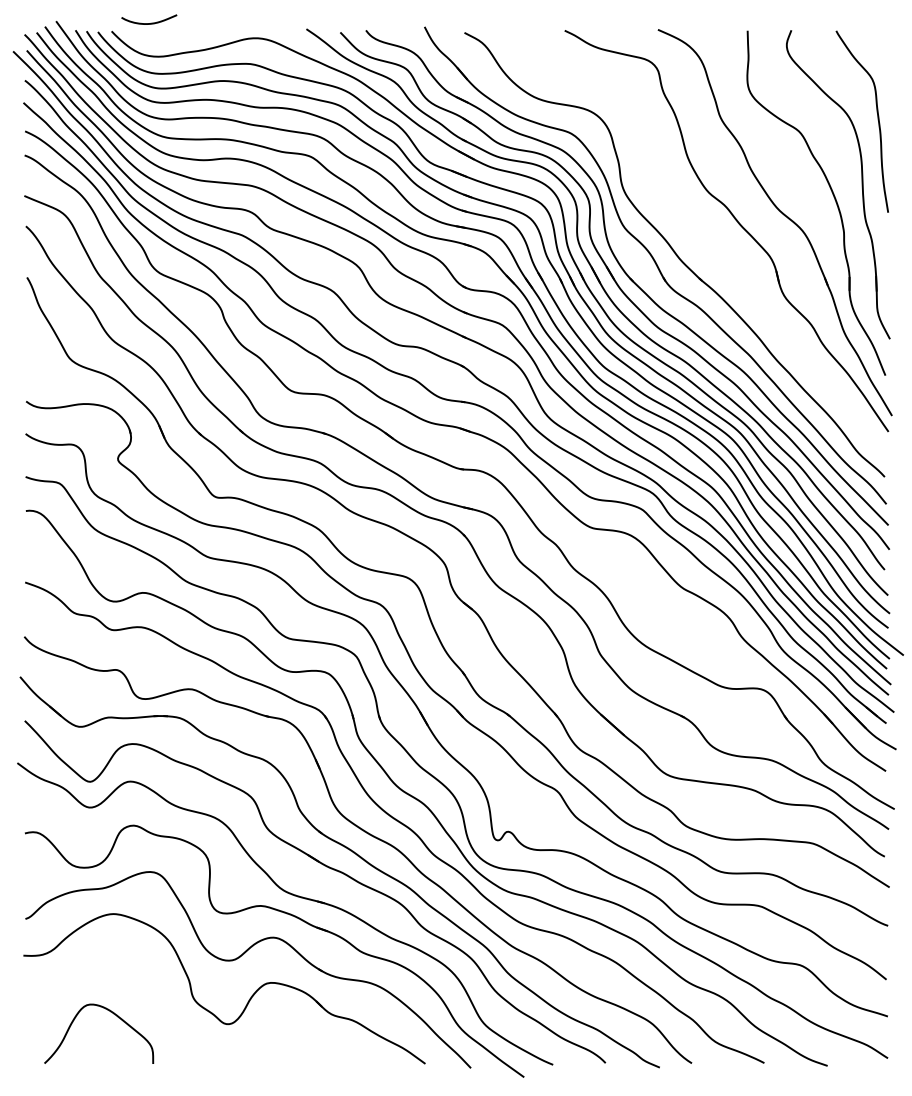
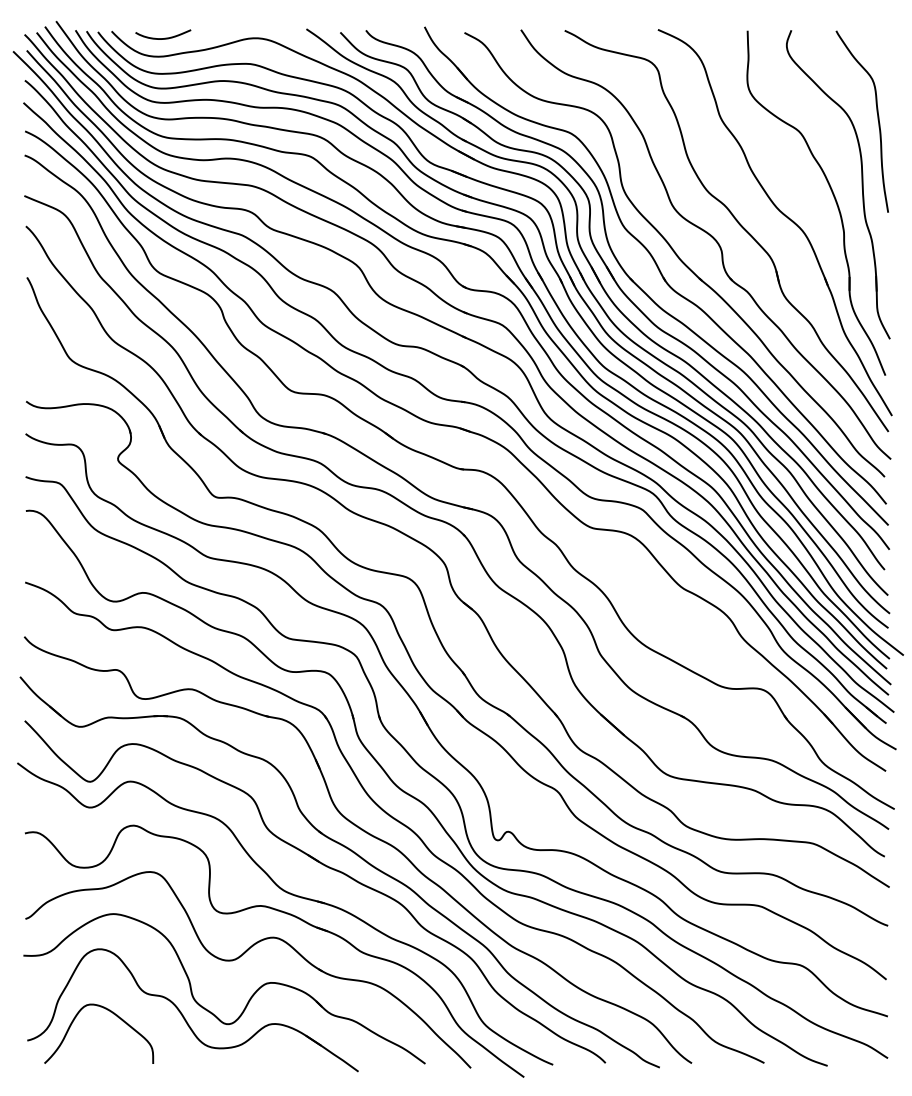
curve position: (151, 22) -> (165, 37) (165, 37)
part: none -> present (711, 237)
part: none -> present (184, 1016)
